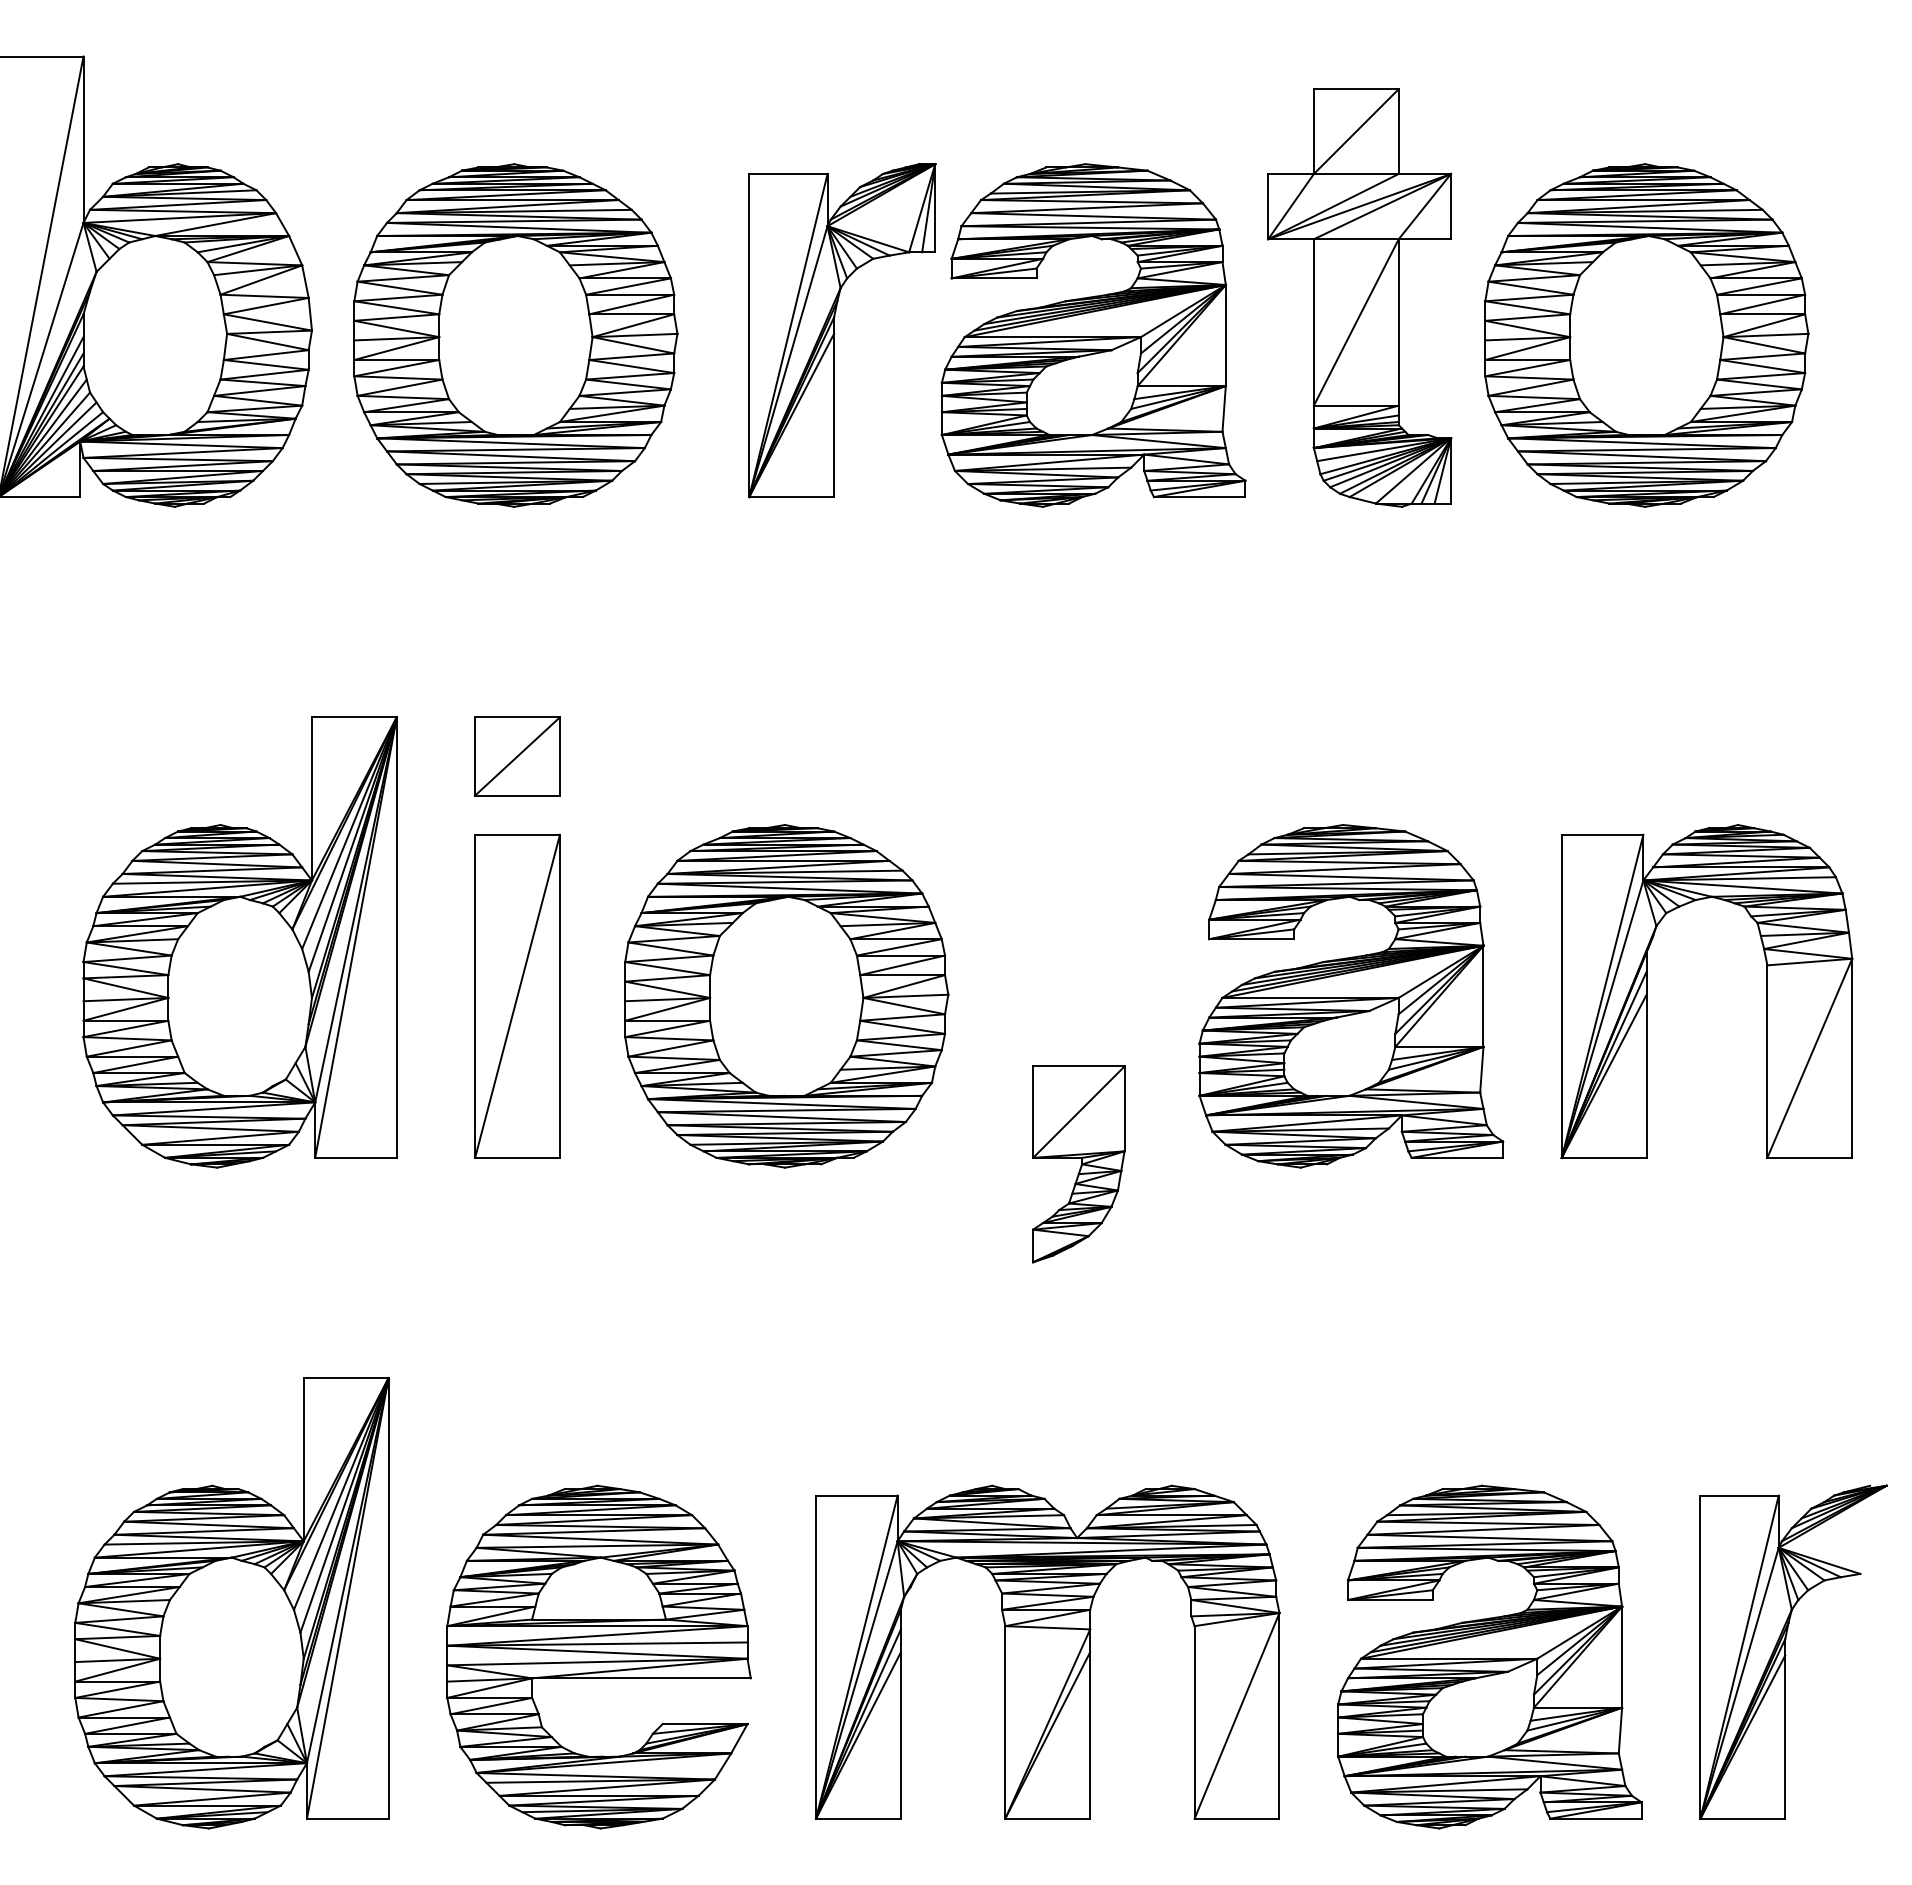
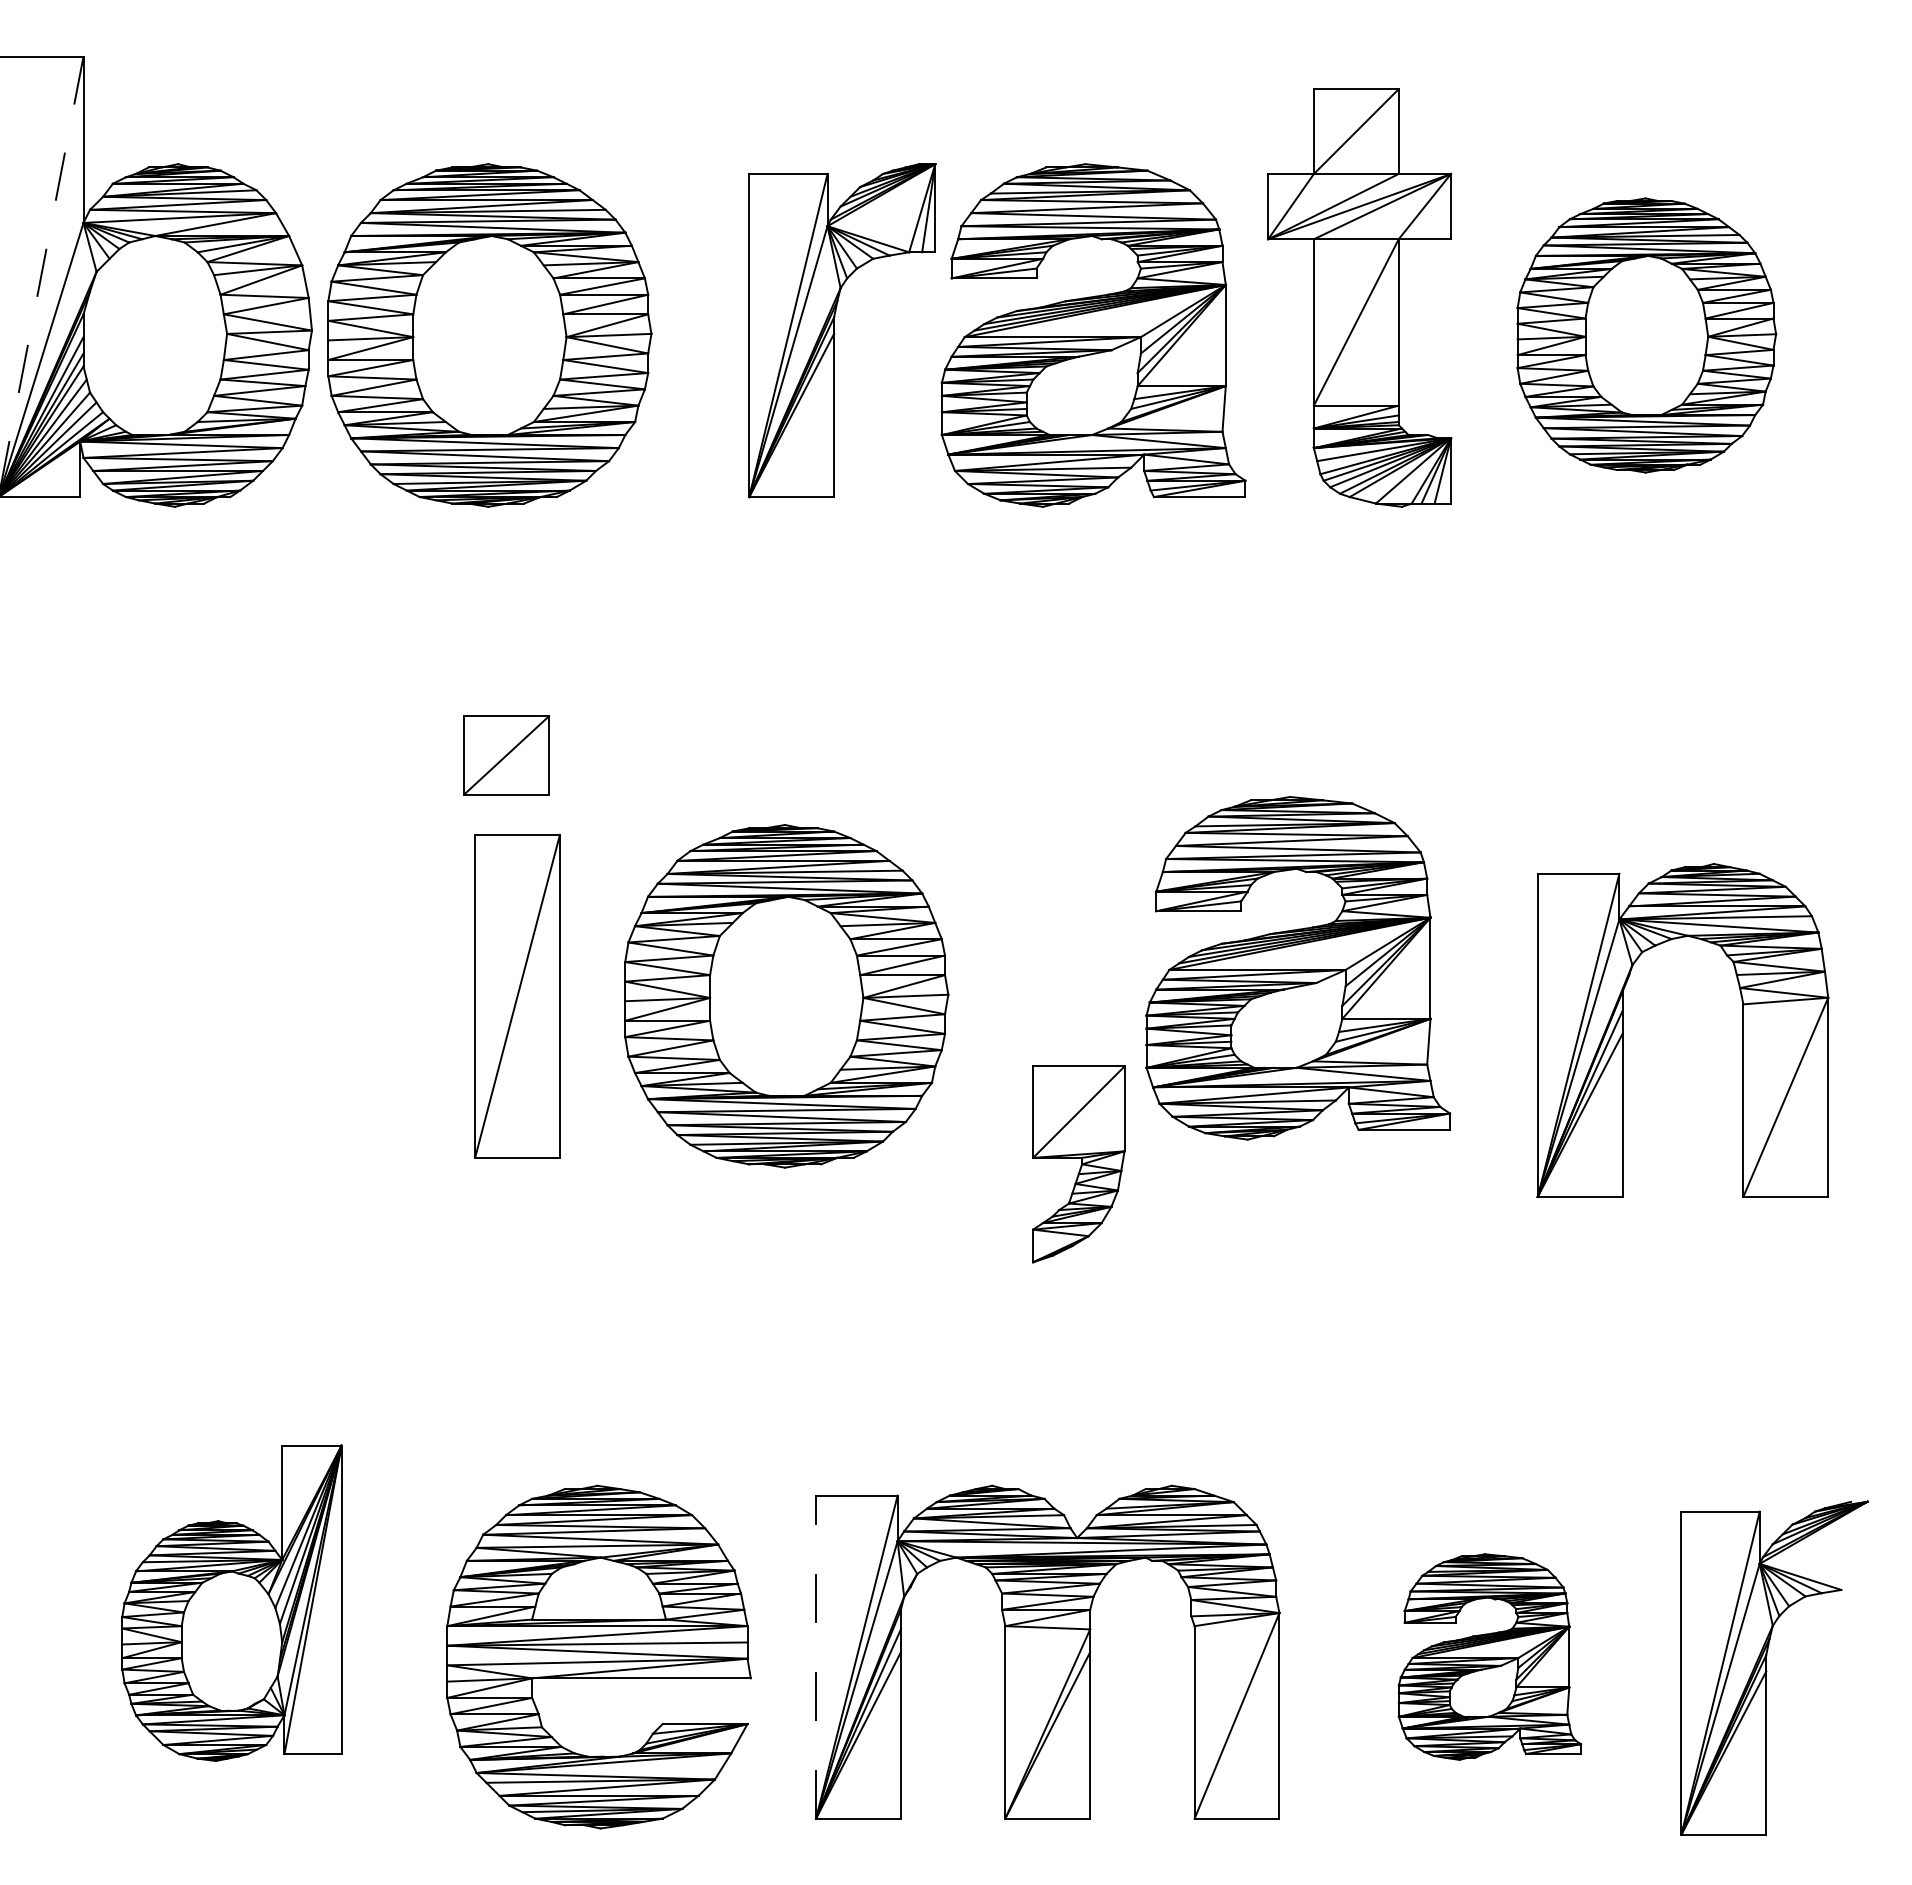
line: solid -> dashed (41, 273)
part position: (515, 335) -> (489, 335) (489, 335)
part size: 326x345 px -> 262x277 px (1646, 335)
part position: (517, 756) -> (506, 755) (506, 755)
part: present -> none (239, 942)
part position: (1647, 991) -> (1623, 1030) (1623, 1030)
part position: (1351, 996) -> (1298, 968) (1298, 968)
part size: 316x453 px -> 222x318 px (231, 1602)
part position: (1785, 1651) -> (1766, 1667) (1766, 1667)
part size: 306x346 px -> 186x208 px (1489, 1656)
line: solid -> dashed (816, 1657)
